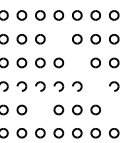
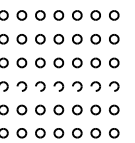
part: none -> present (58, 39)
part: none -> present (77, 62)
part: none -> present (95, 86)
part: none -> present (40, 109)
part: none -> present (113, 109)
